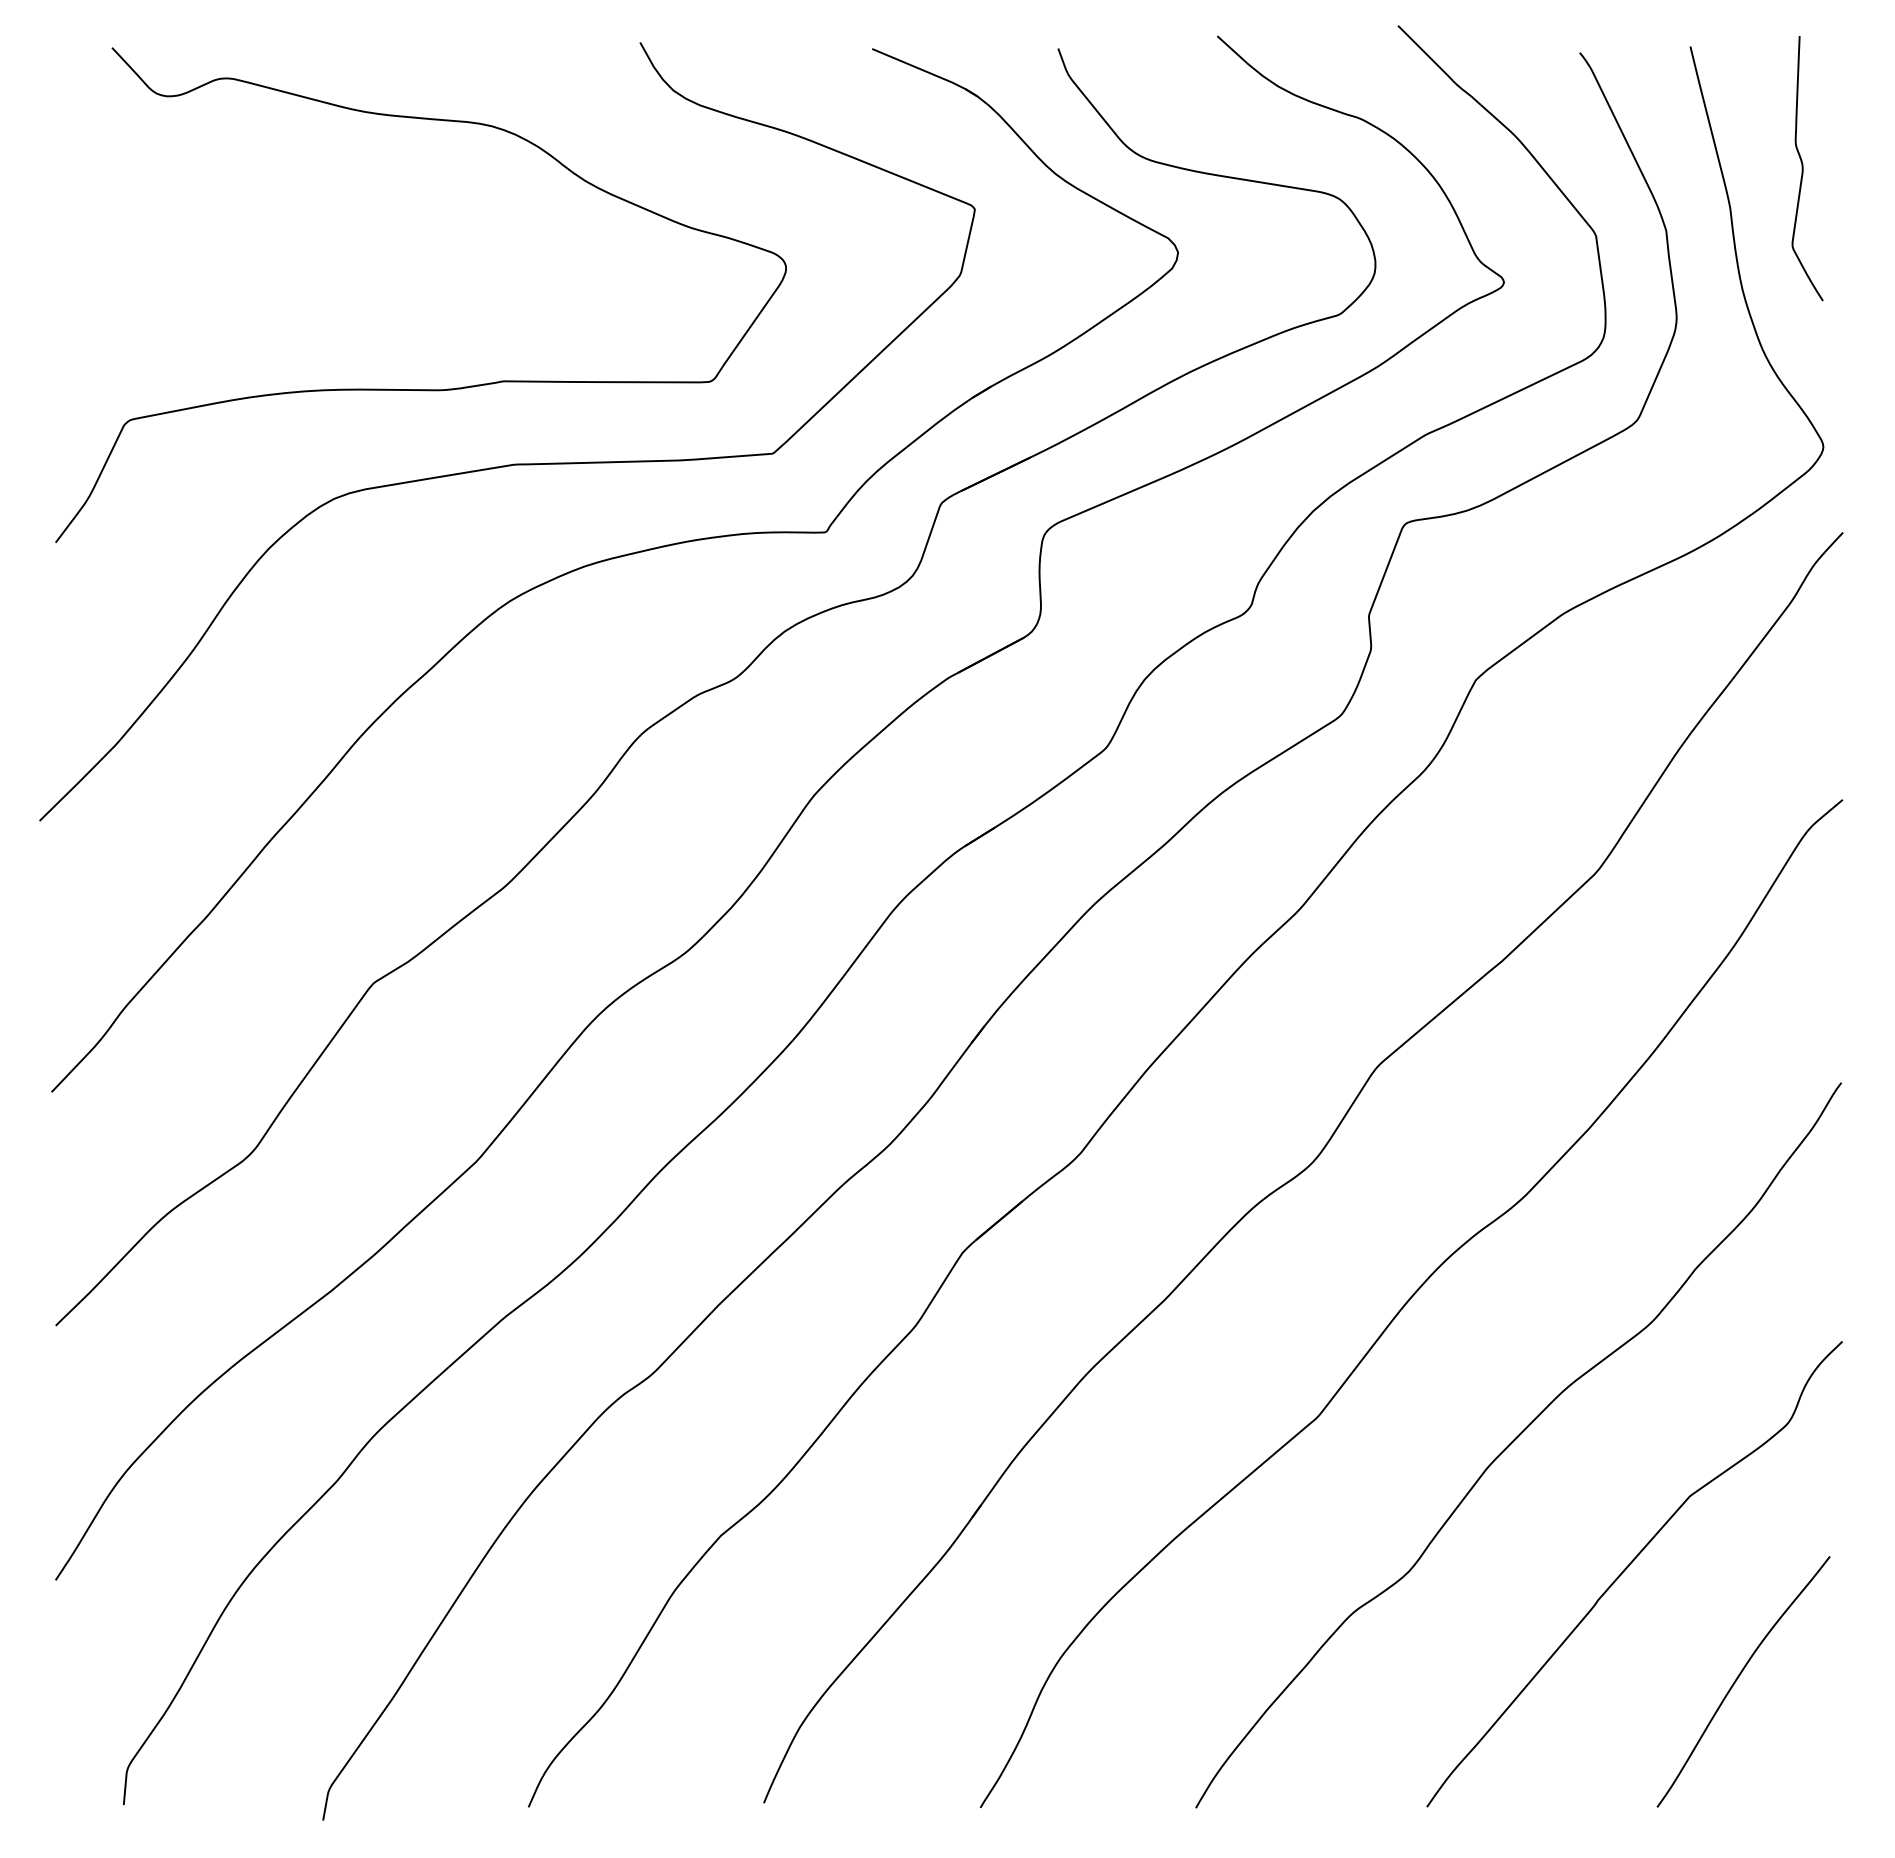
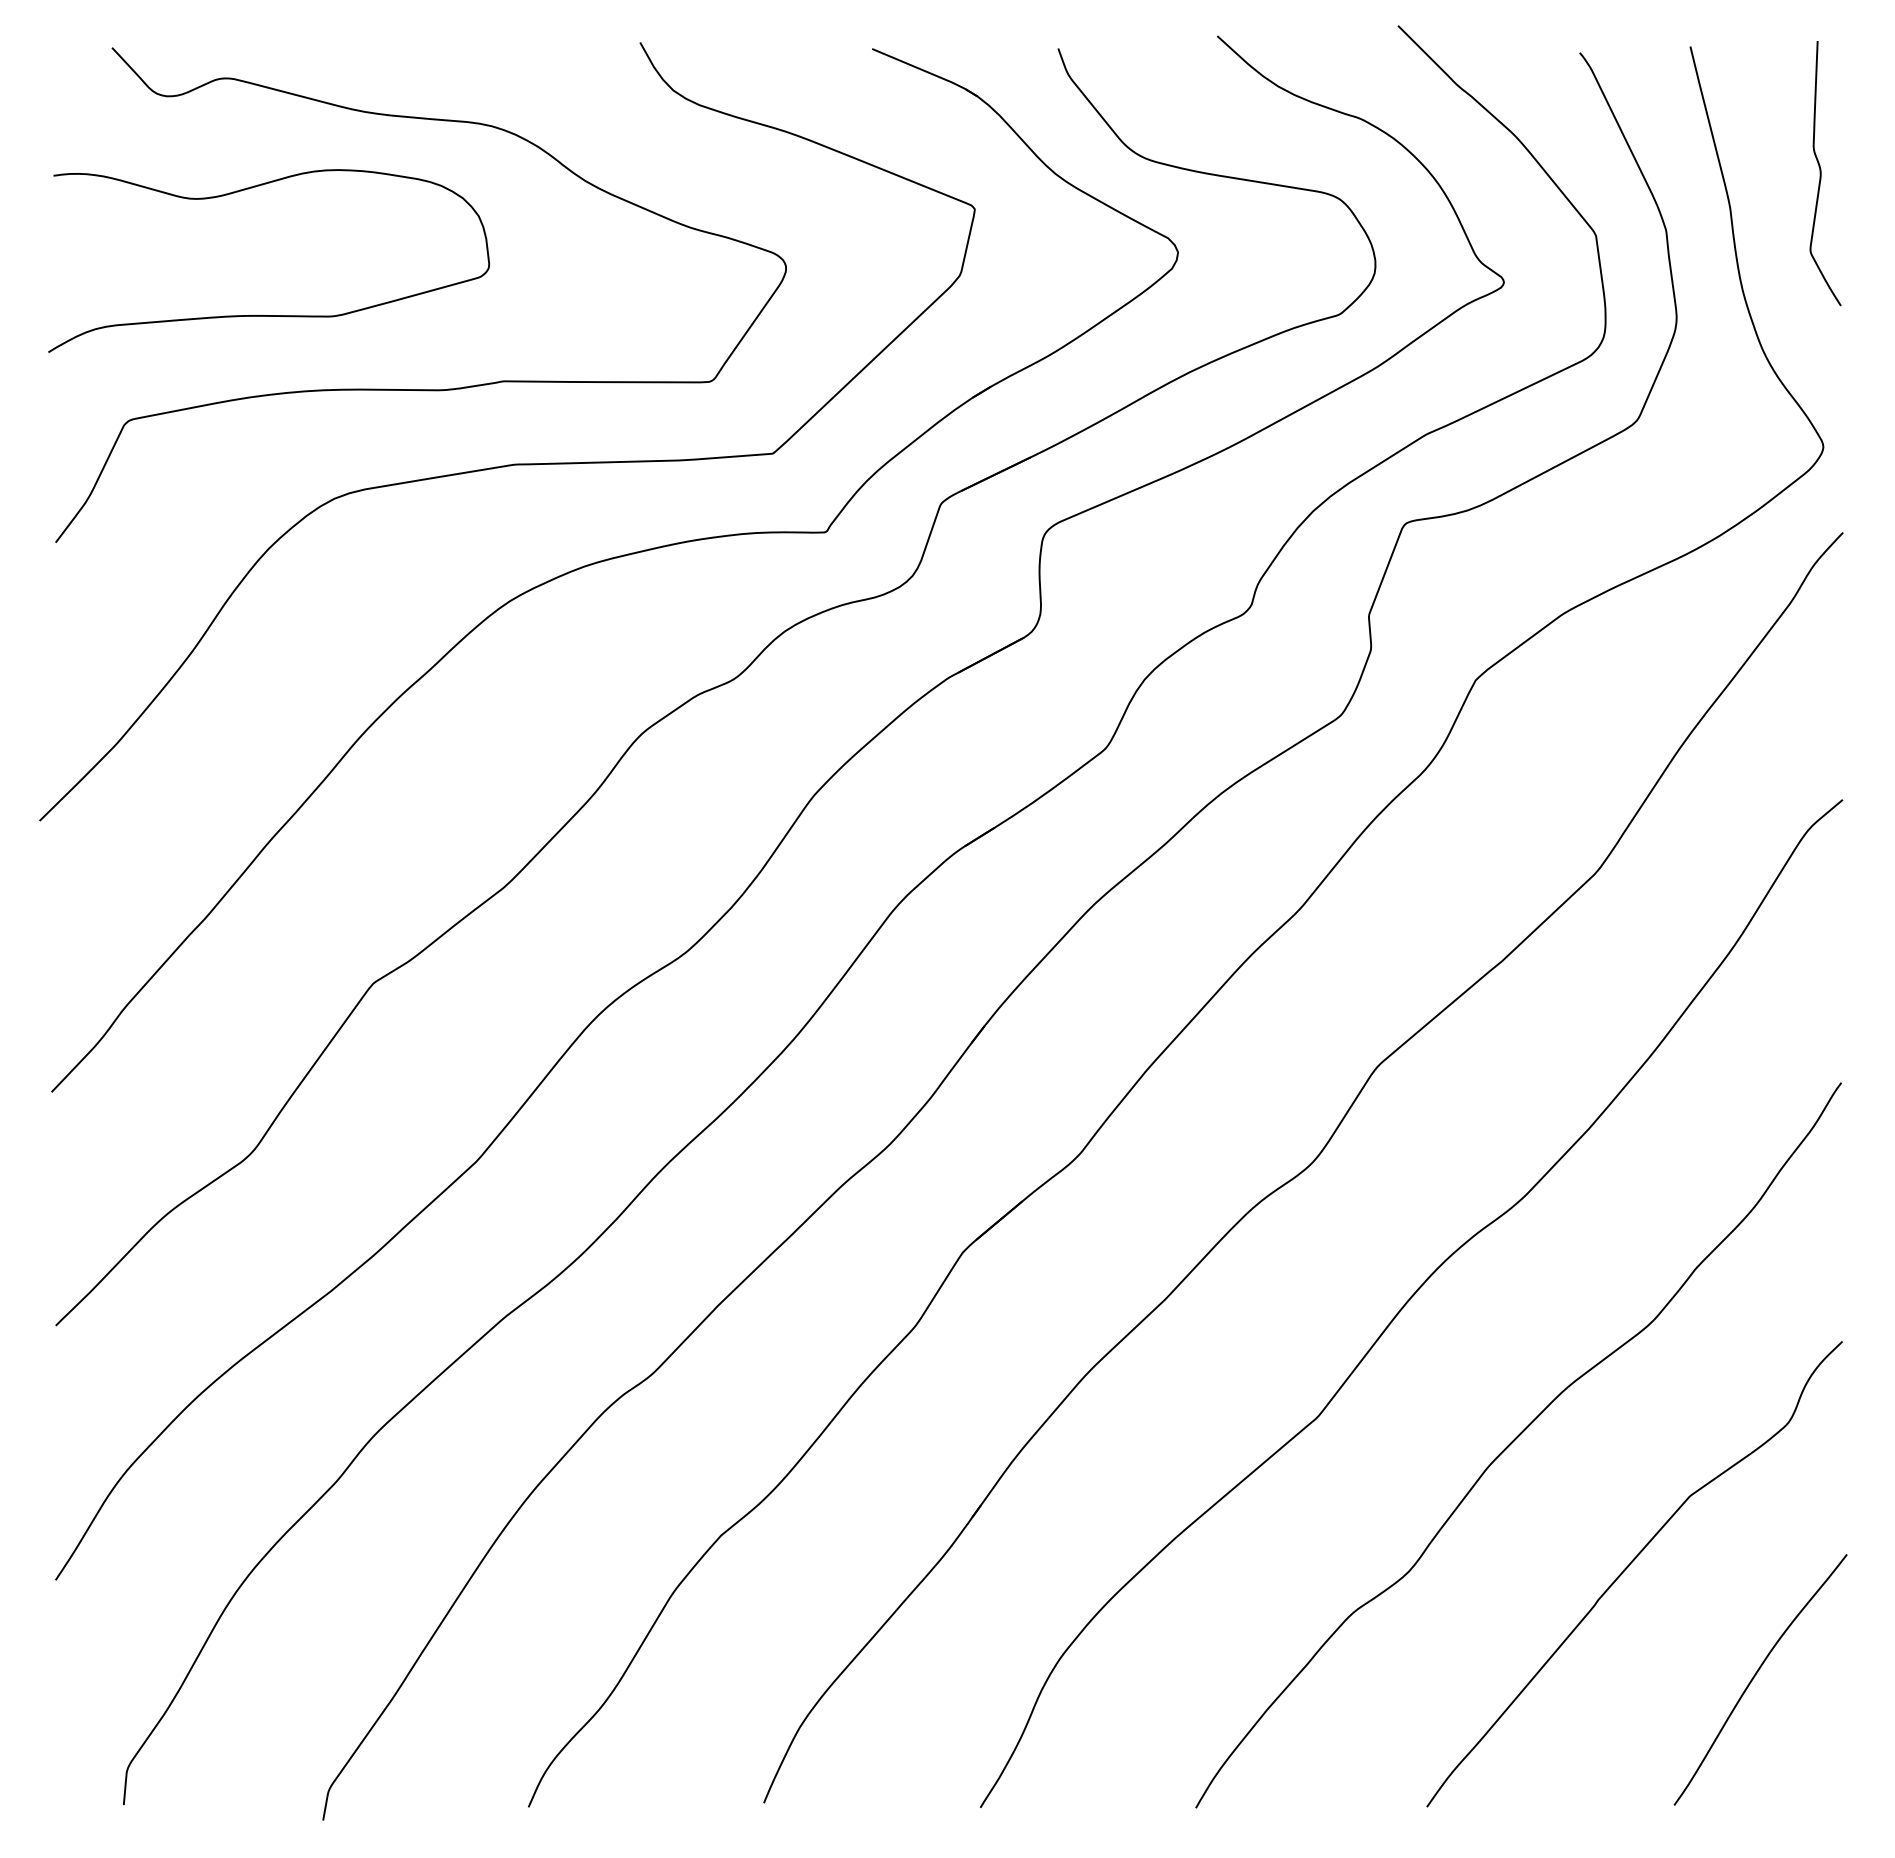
curve position: (1803, 168) -> (1821, 173) (1821, 173)
curve: none -> present (269, 315)
curve position: (1738, 1678) -> (1755, 1676) (1755, 1676)
